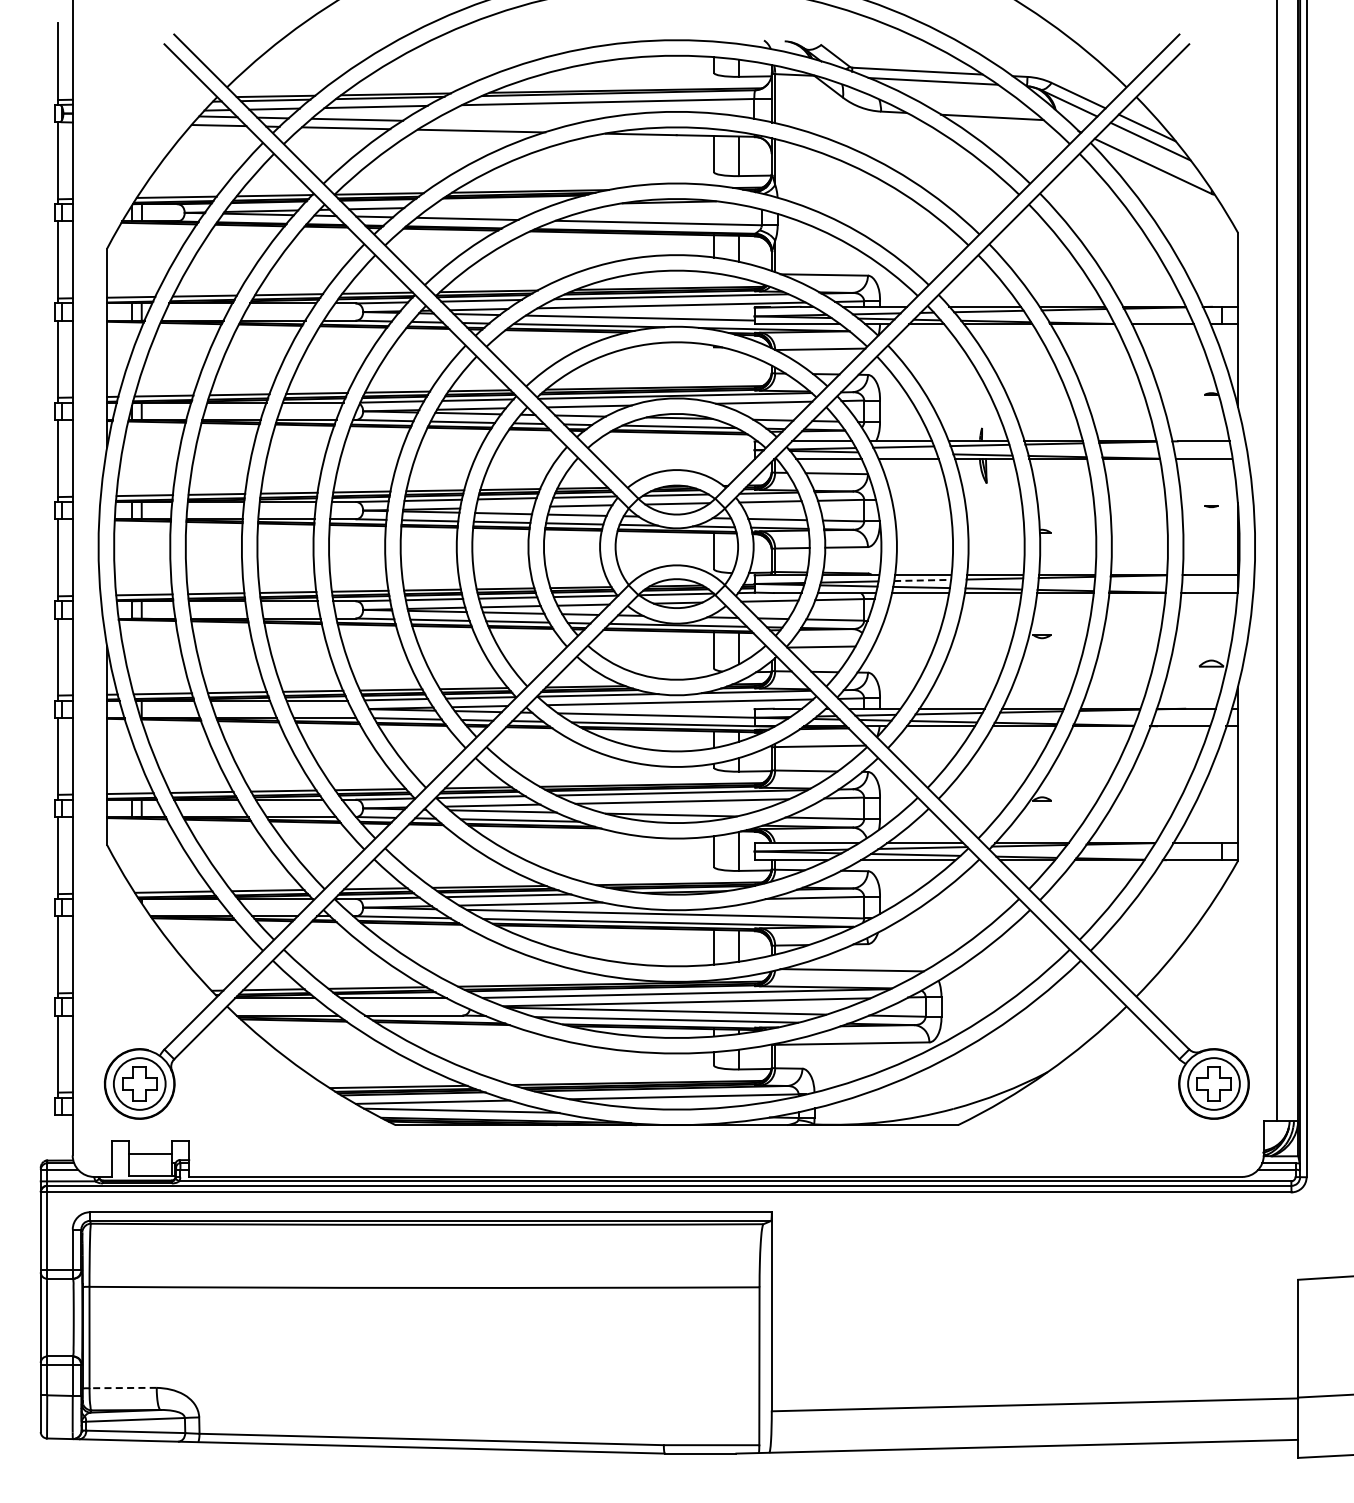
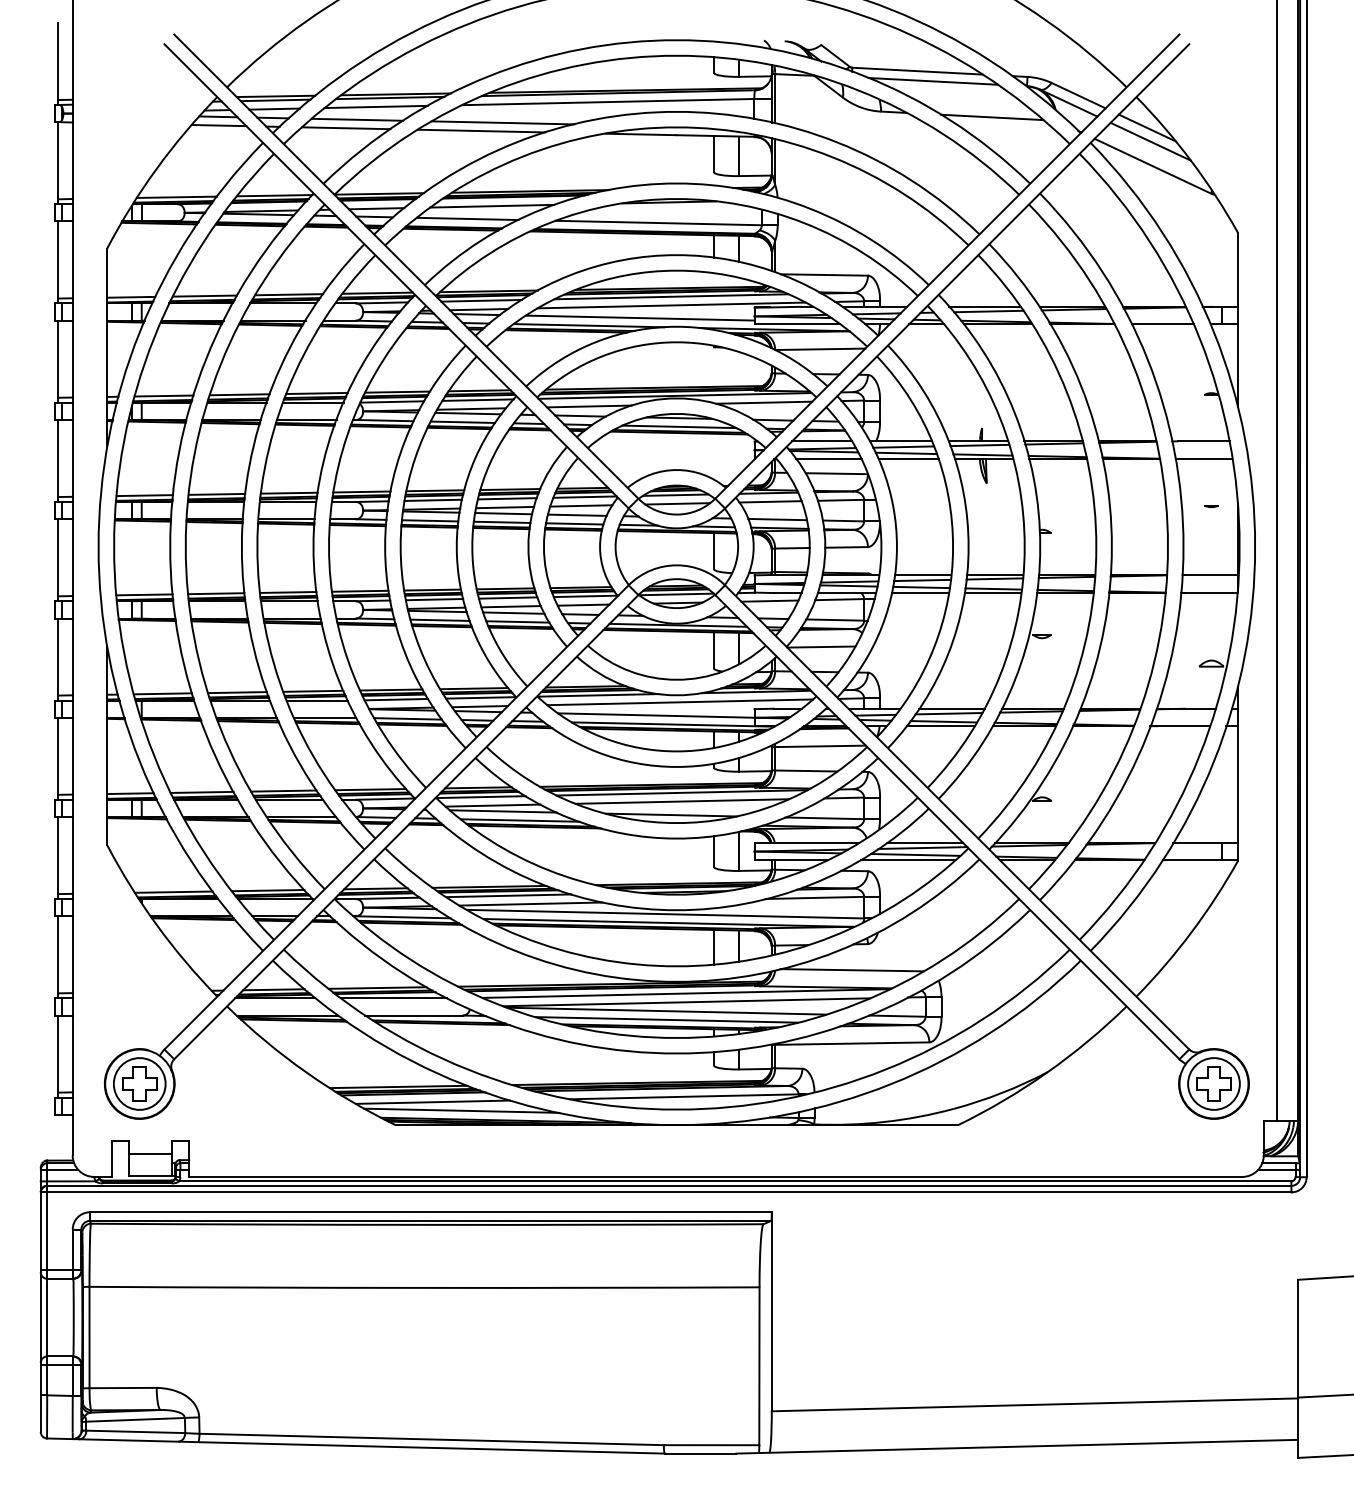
line: none -> present (502, 122)
line: none -> present (492, 205)
line: none -> present (905, 453)
line: none -> present (504, 507)
line: dashed -> solid (923, 580)
line: dashed -> solid (123, 1388)
